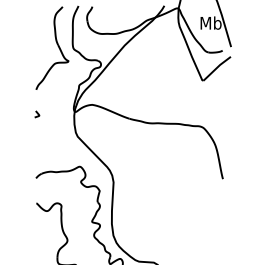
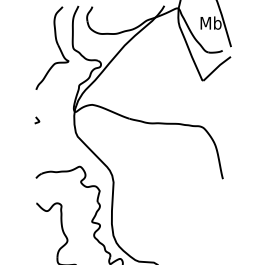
curve position: (37, 114) -> (37, 120) (37, 120)
